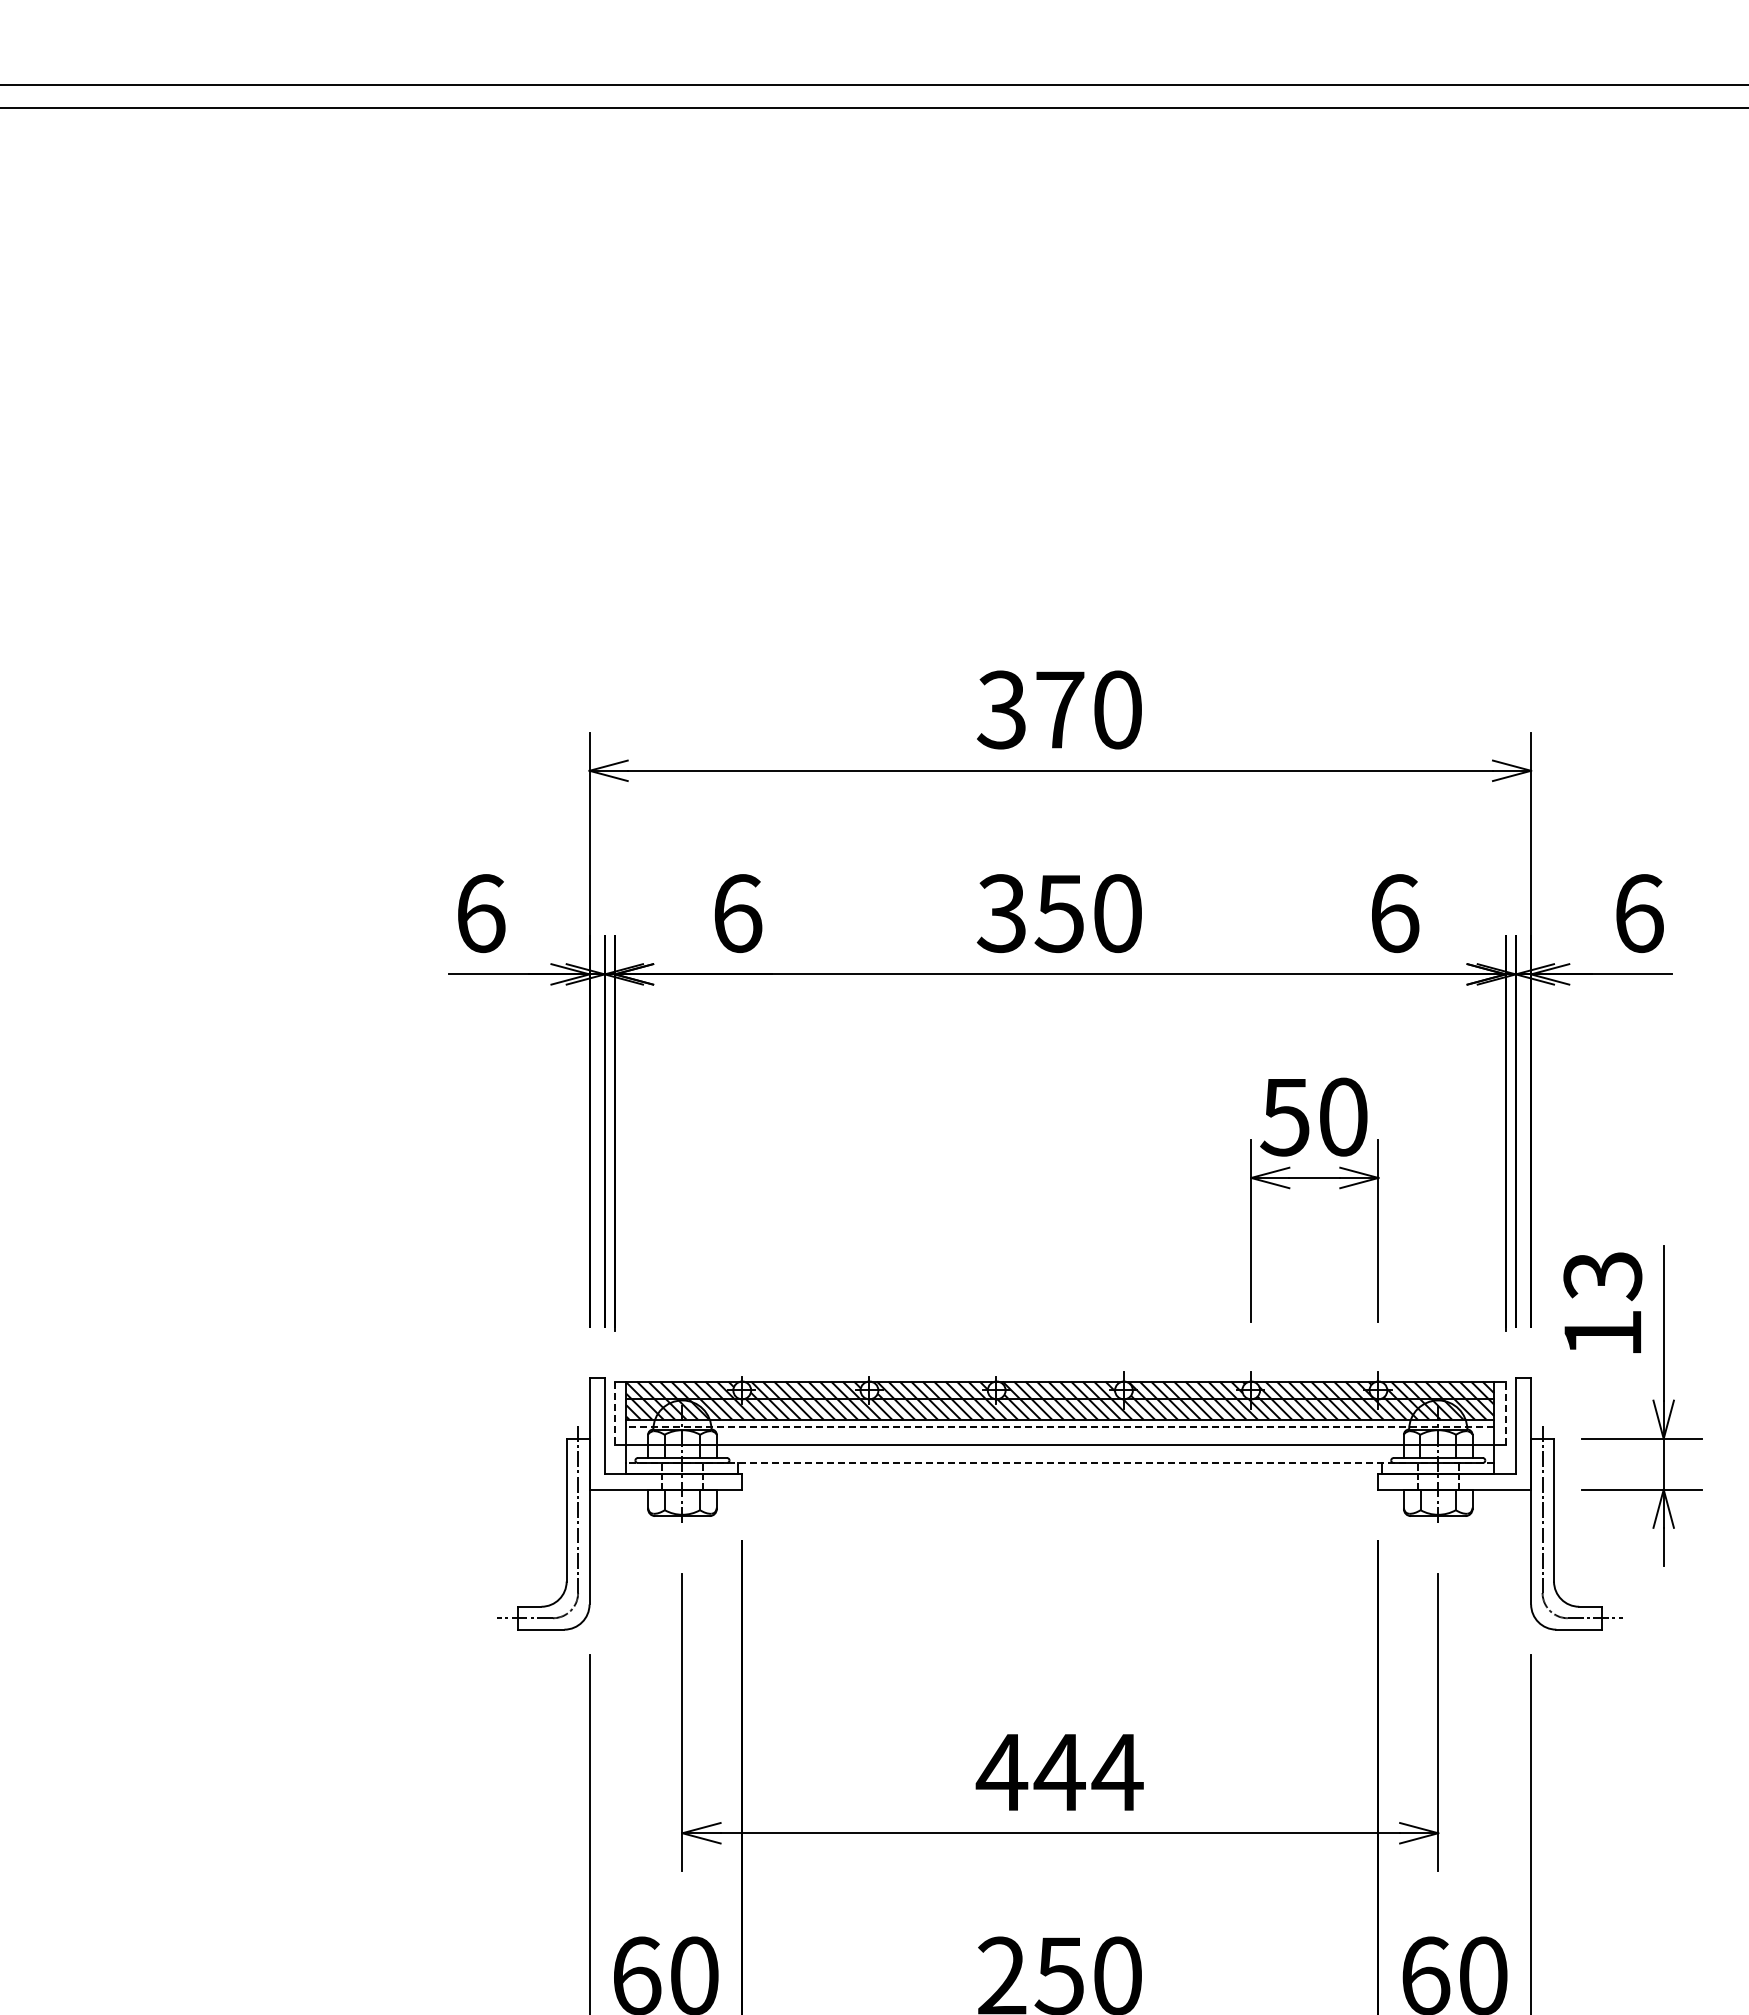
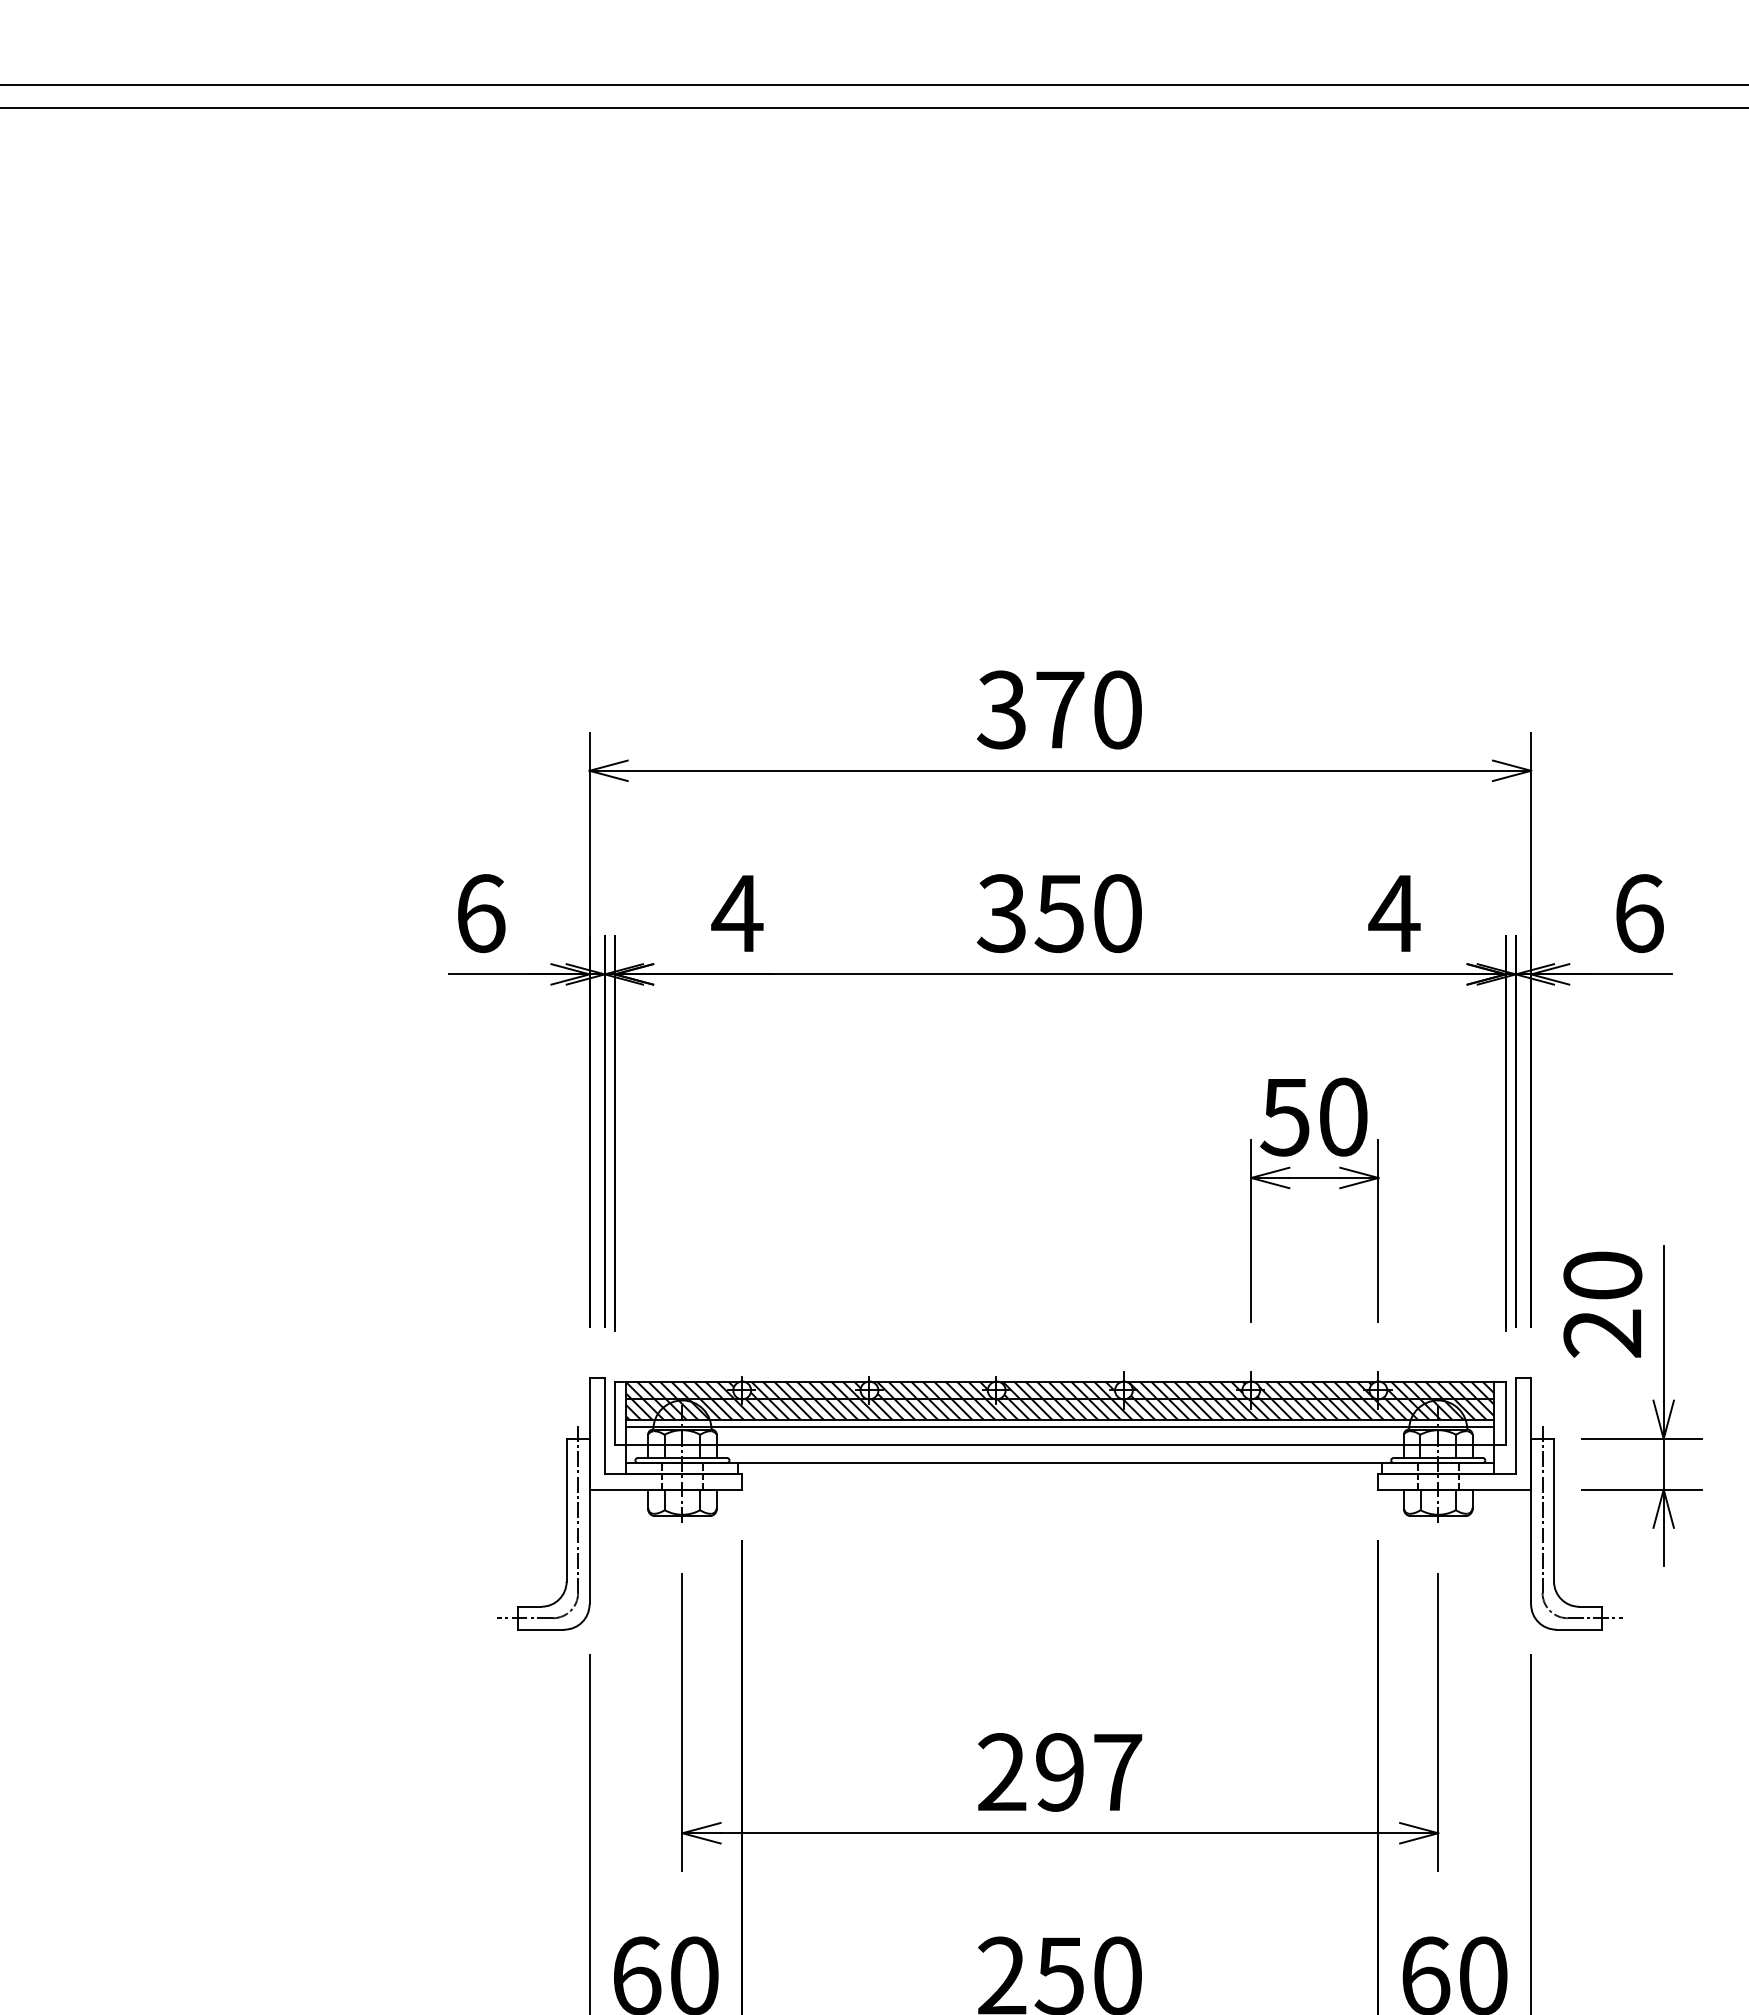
text: 6 -> 4 (737, 913)
text: 6 -> 4 (1394, 913)
text: 13 -> 20 (1602, 1304)
line: dashed -> solid (615, 1413)
line: dashed -> solid (1505, 1413)
line: dashed -> solid (1060, 1427)
line: dashed -> solid (1060, 1462)
text: 444 -> 297 (1059, 1772)
